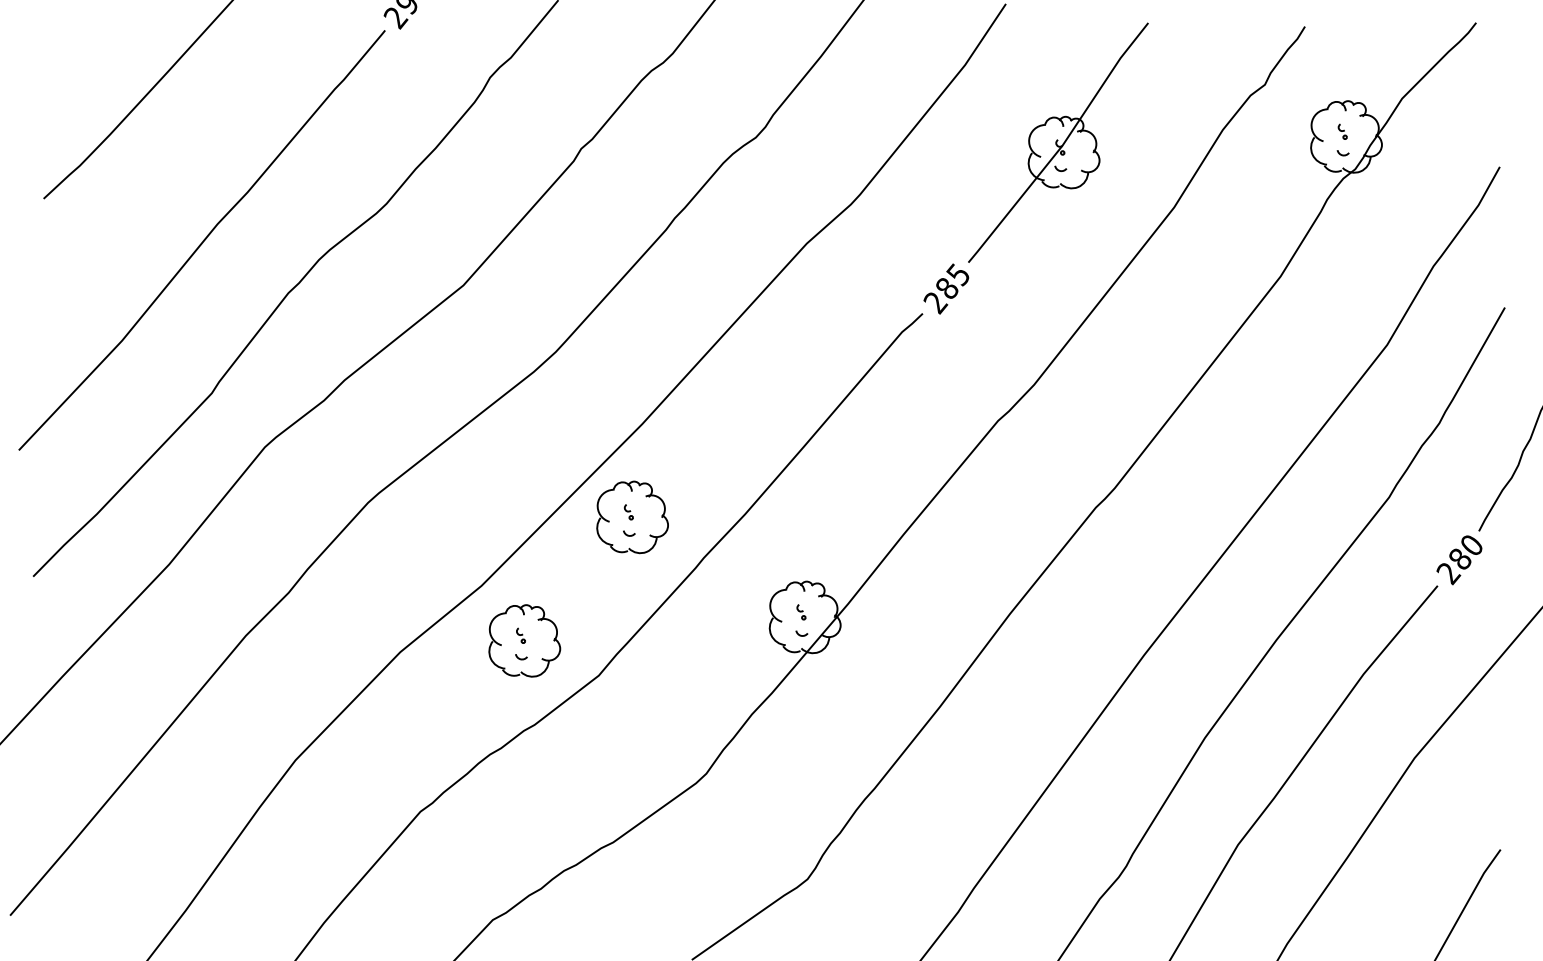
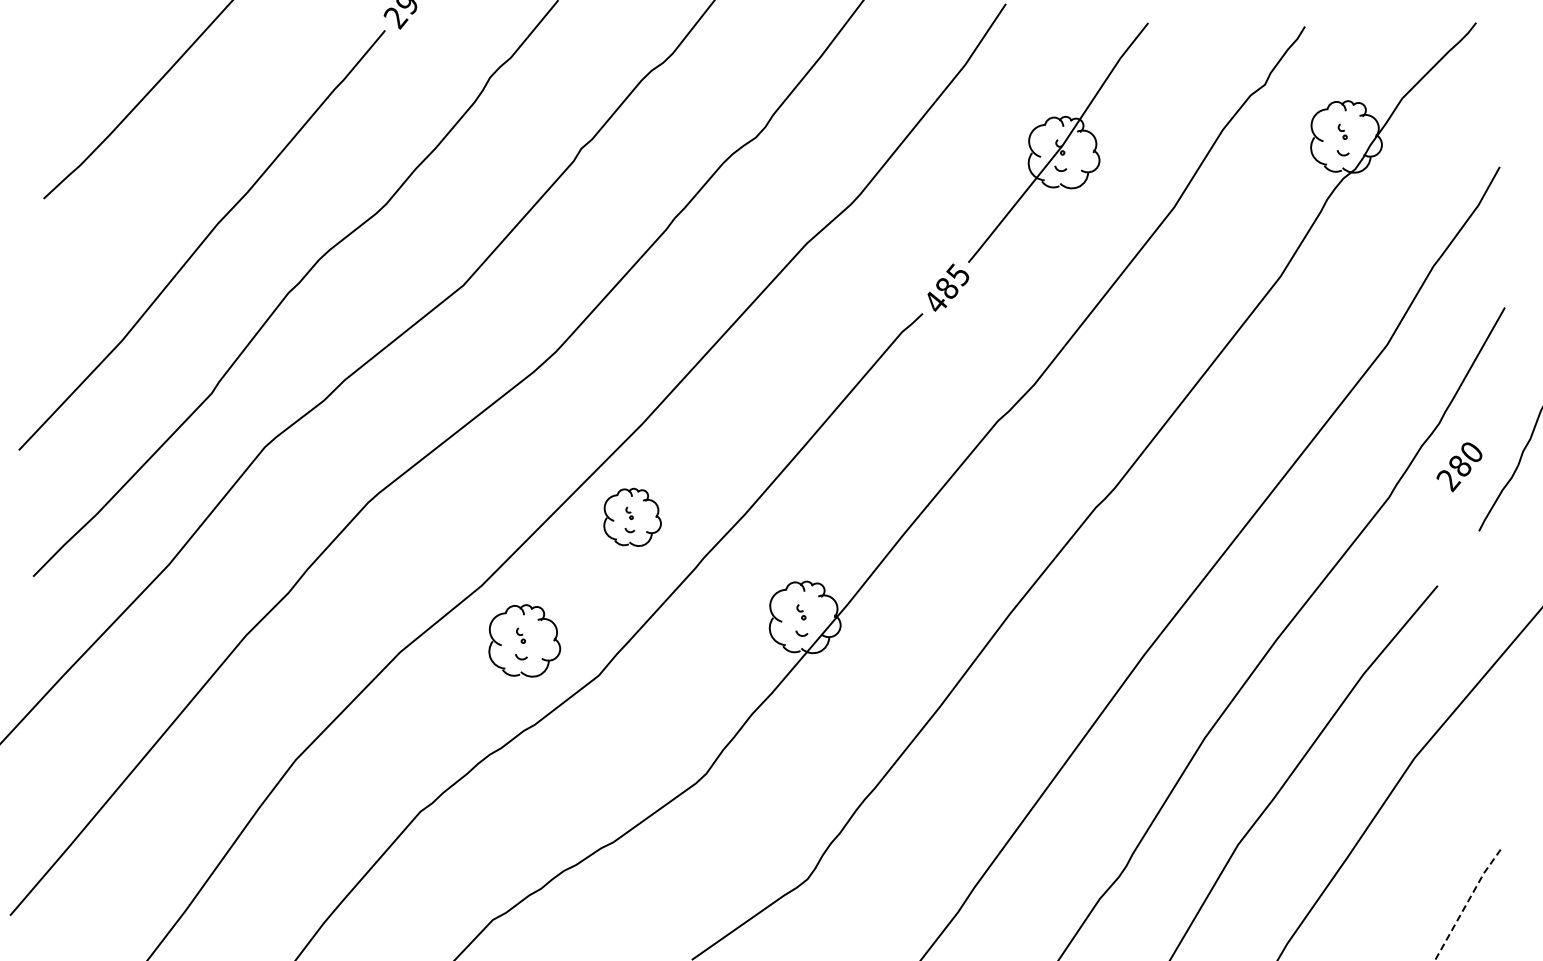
text: 285 -> 485 (935, 302)
part size: 73x75 px -> 59x60 px (632, 516)
text position: (1459, 560) -> (1459, 467) (1459, 467)
line: solid -> dashed (1466, 904)
